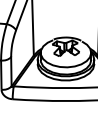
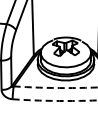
arc: solid -> dashed (56, 87)
arc: solid -> dashed (56, 100)
